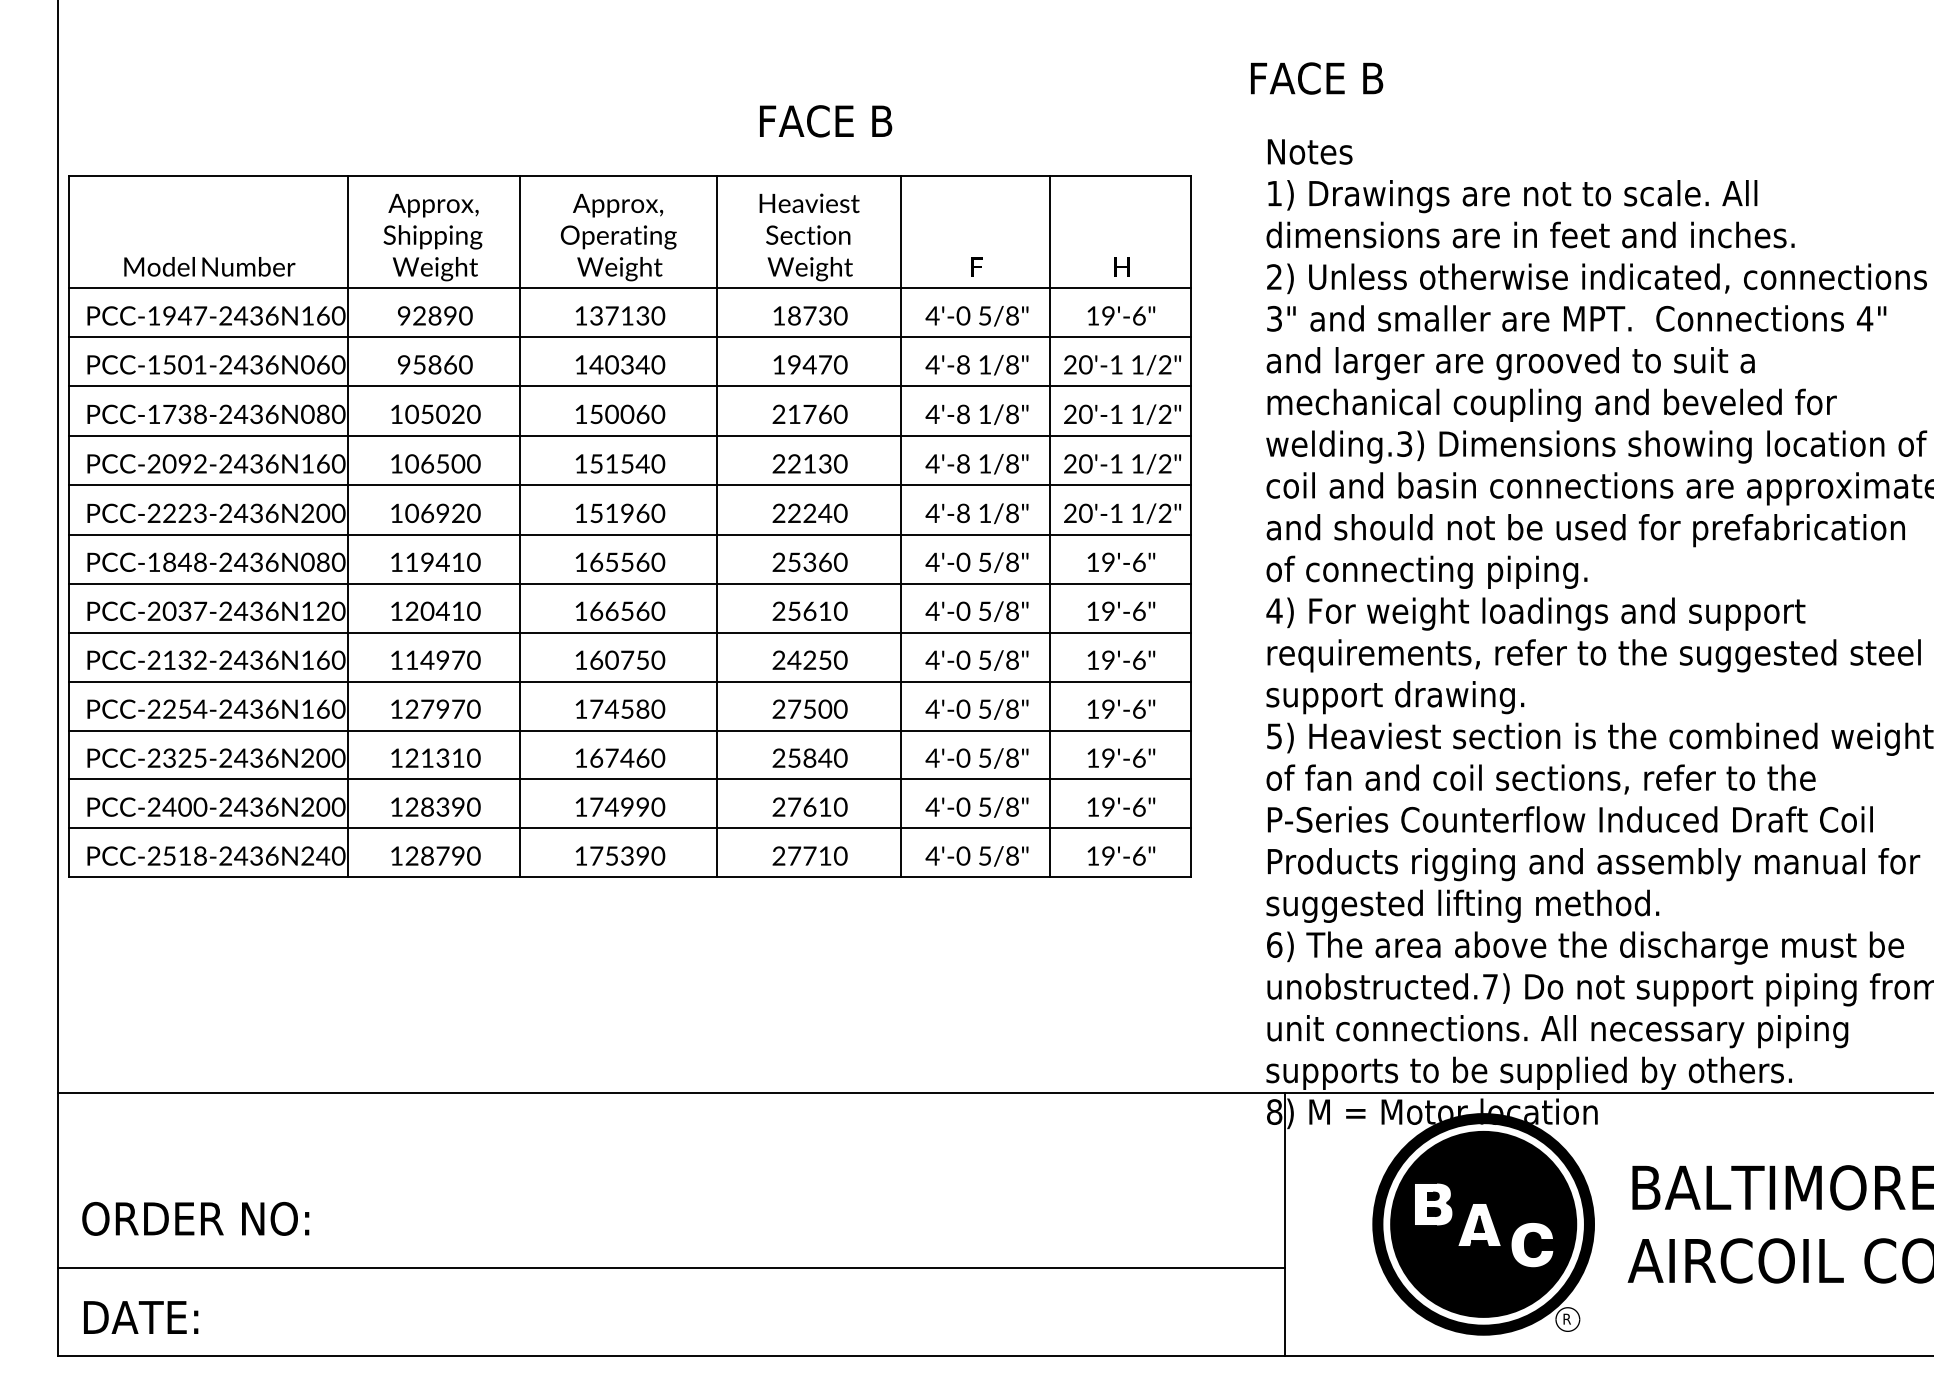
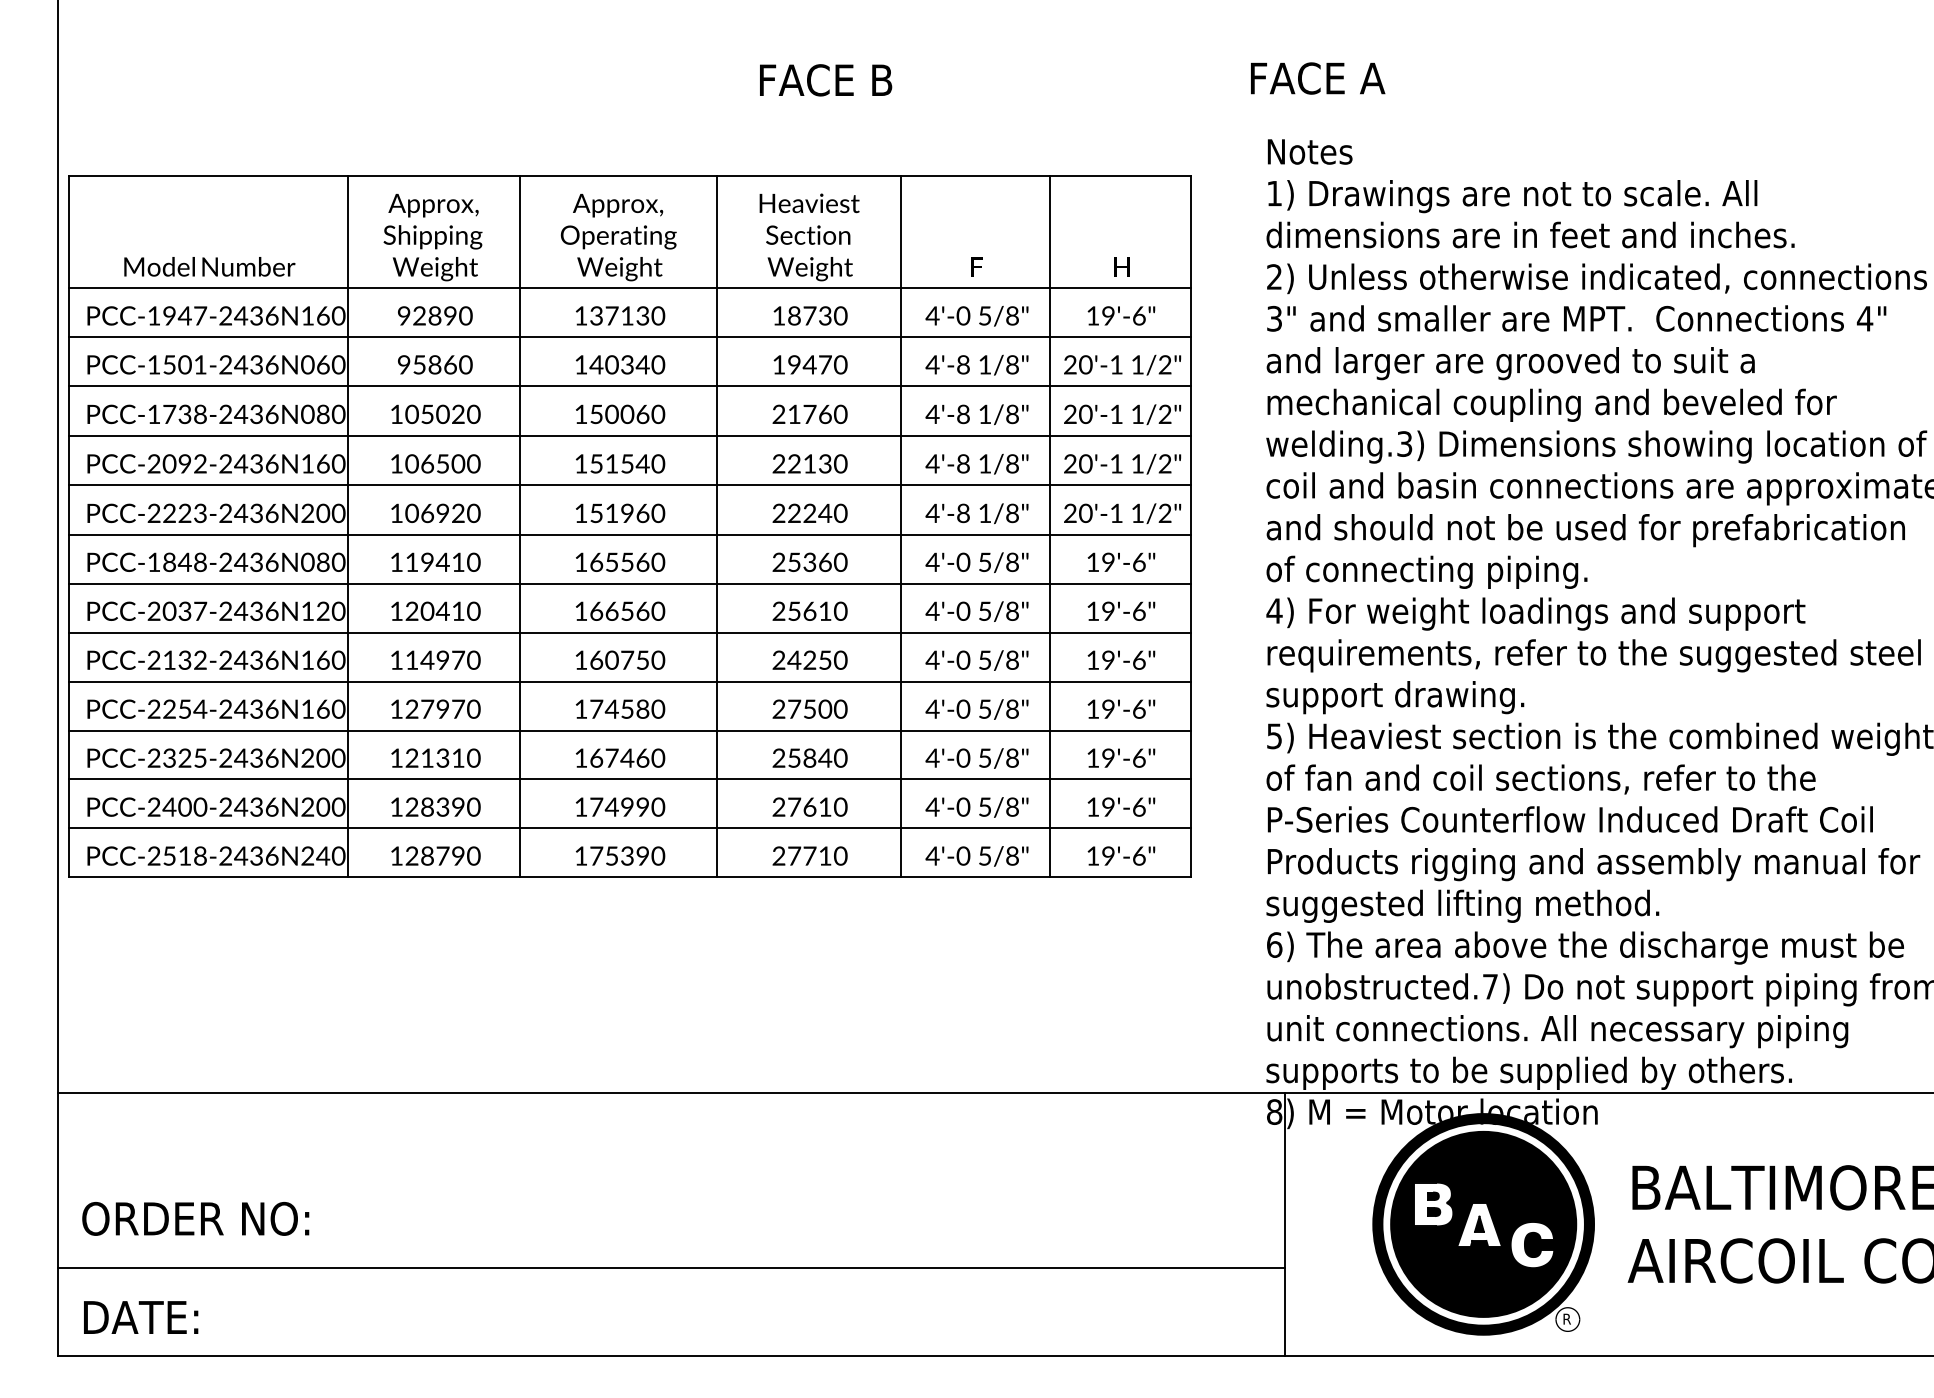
text: FACE B -> FACE A (1372, 78)
text position: (826, 121) -> (826, 80) (826, 80)
